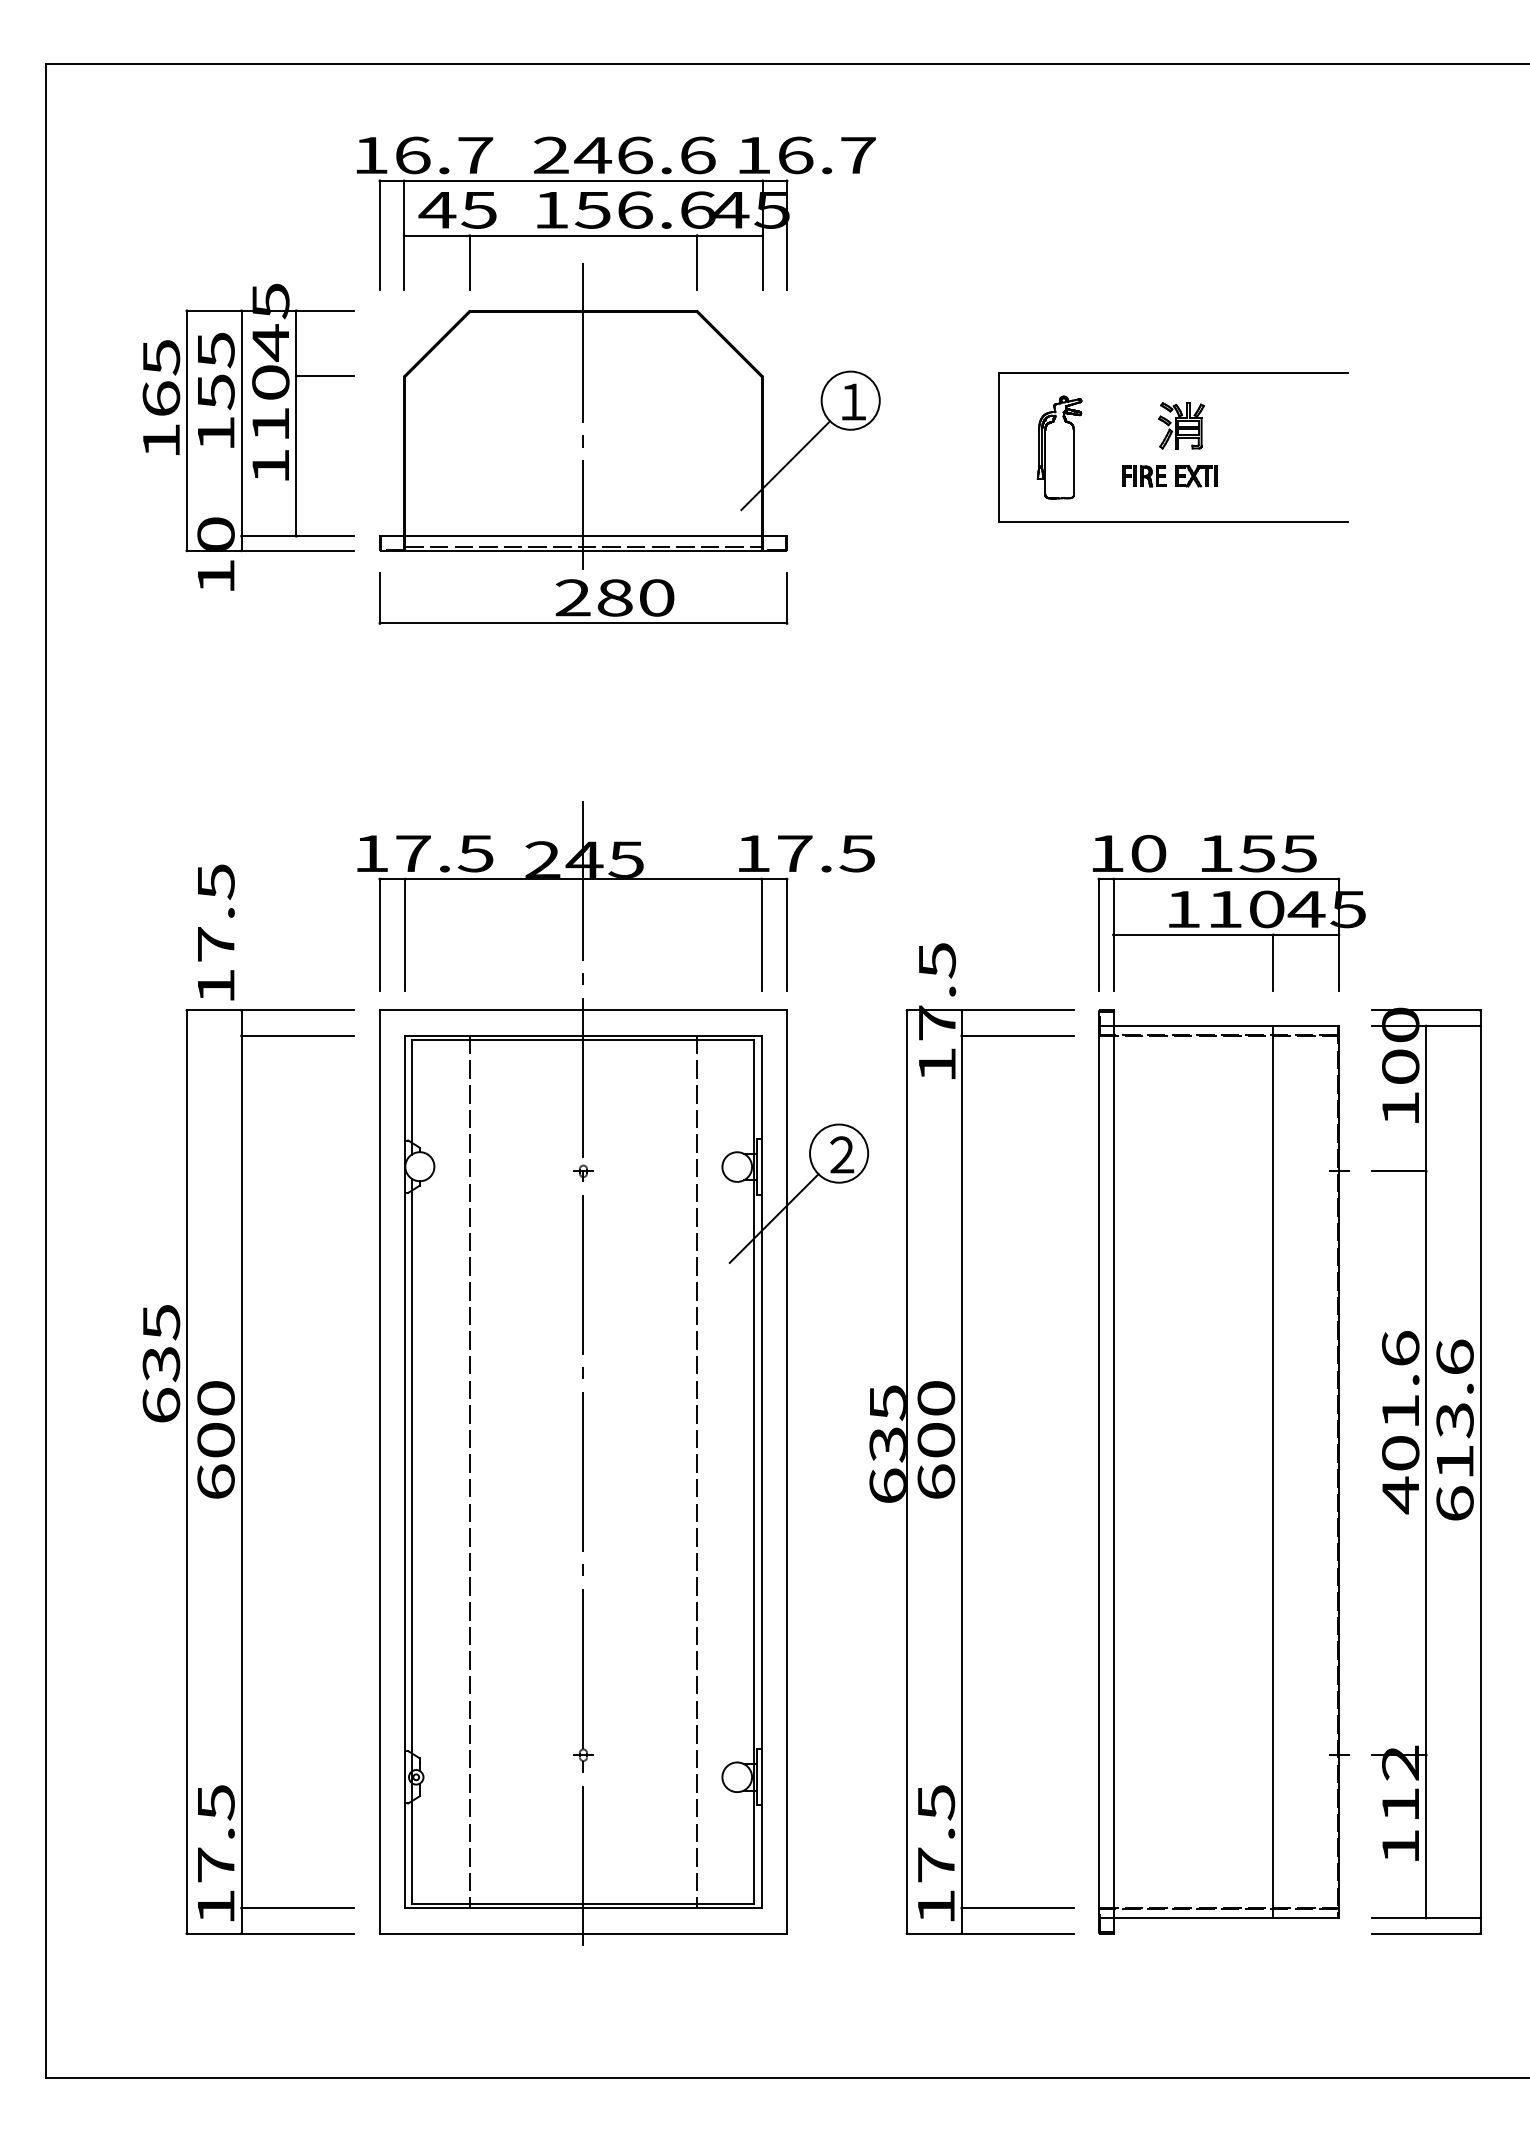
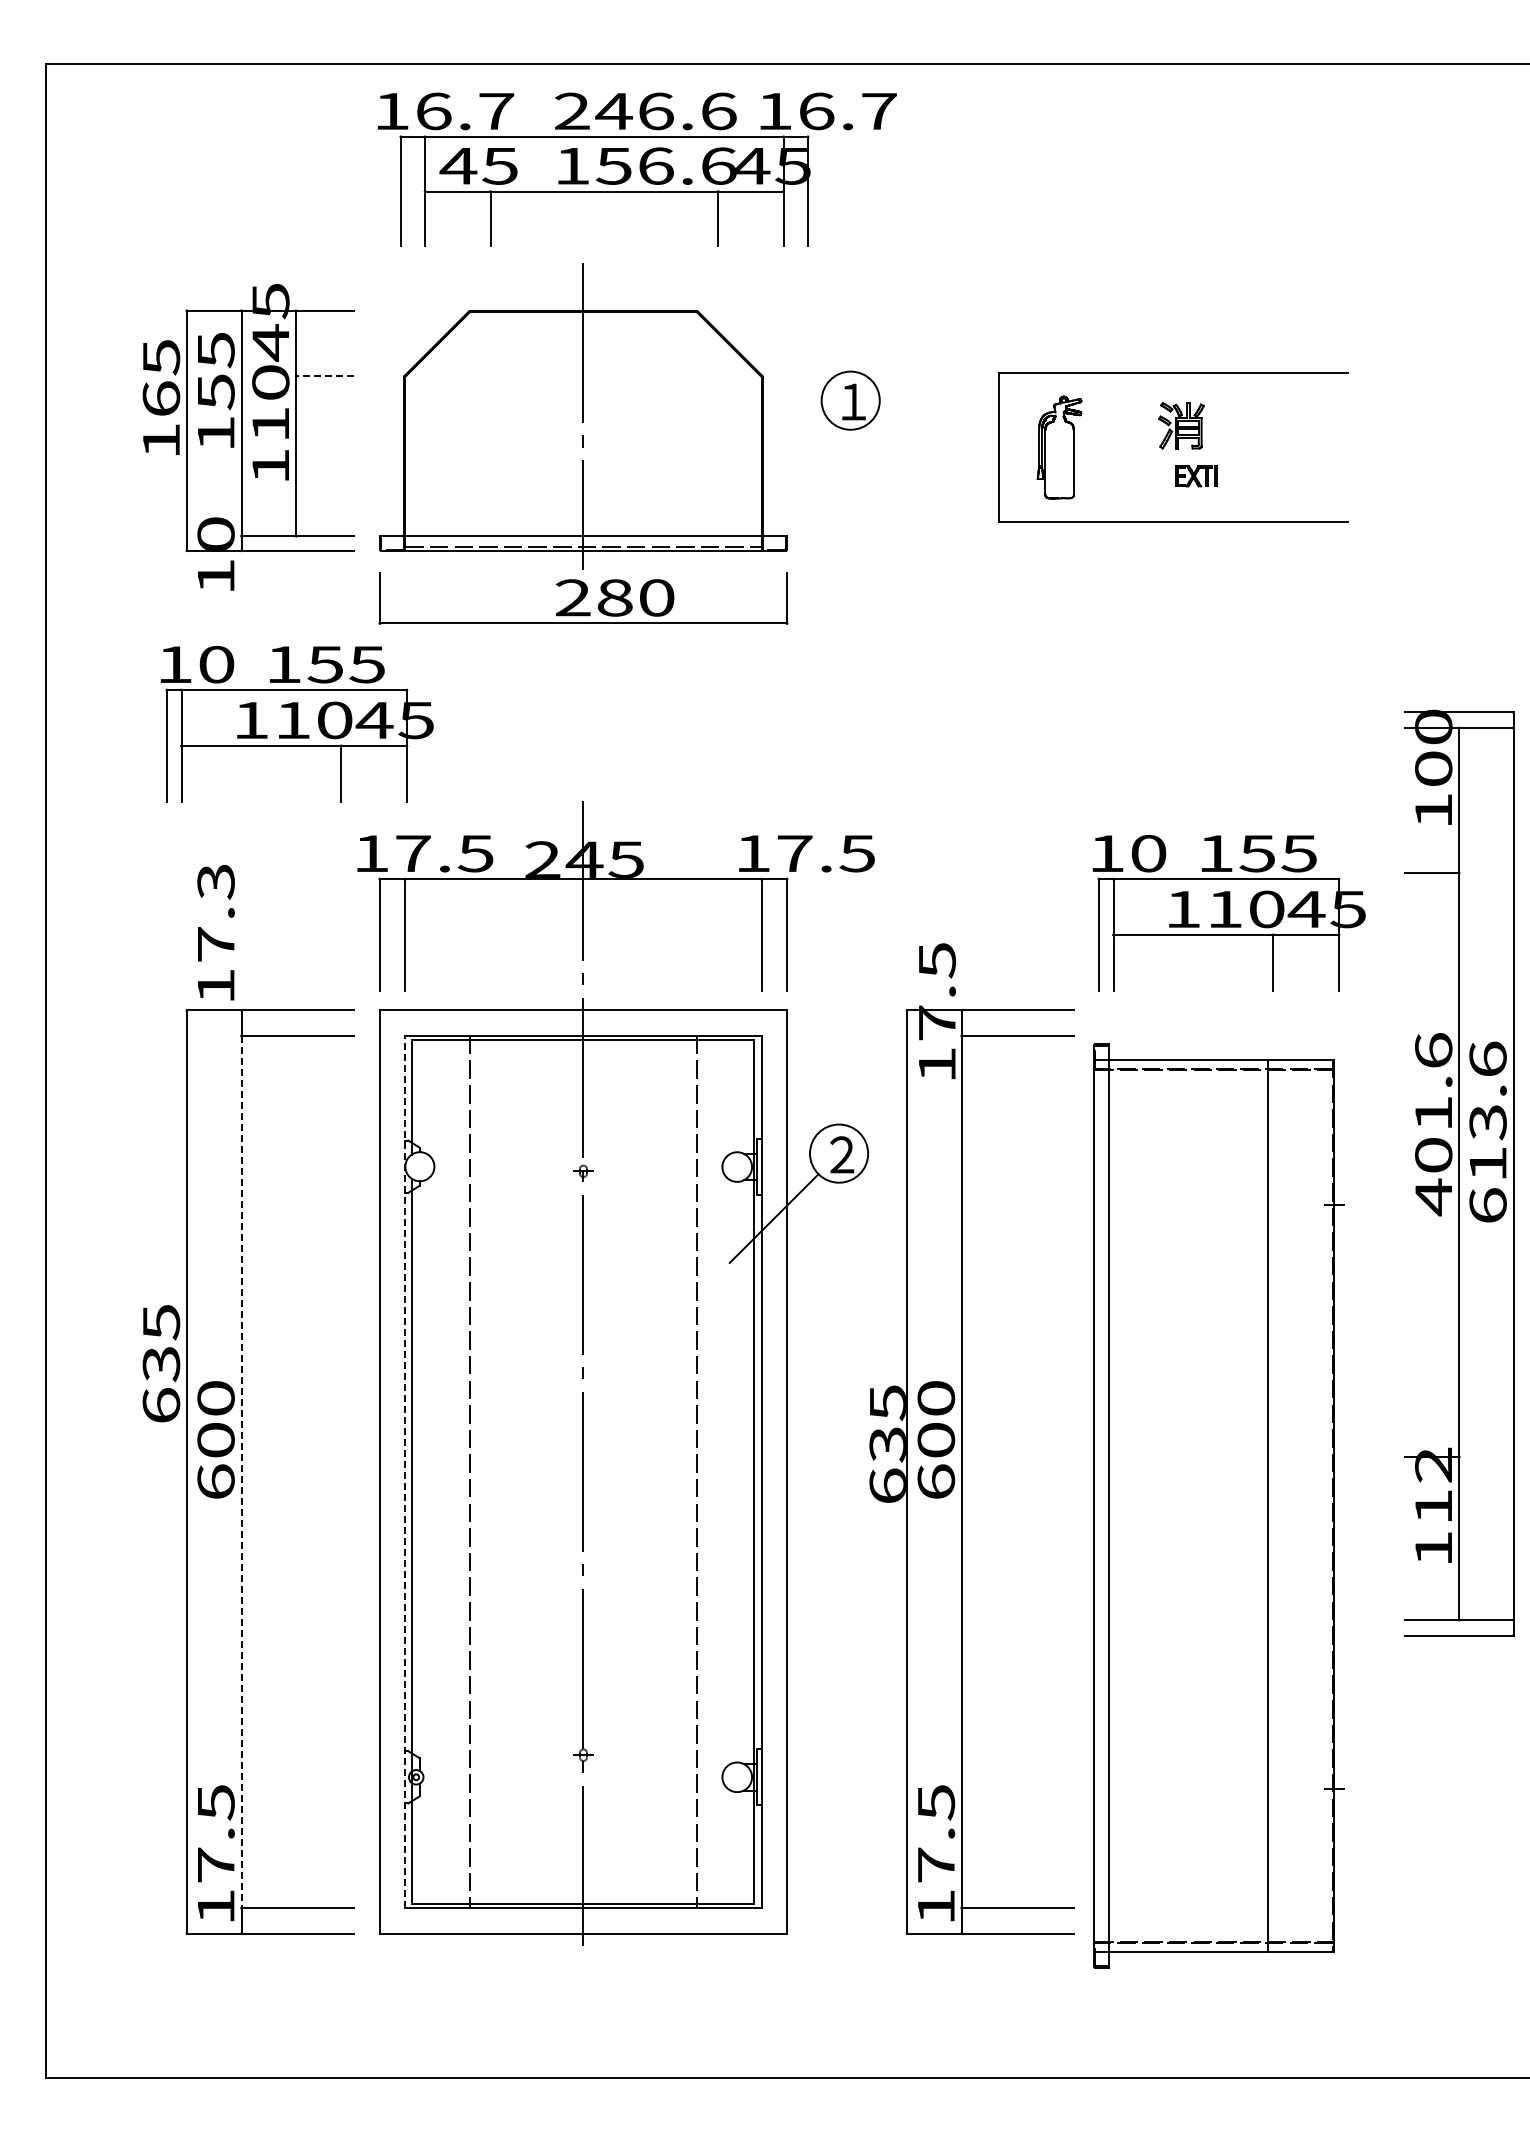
part position: (616, 213) -> (637, 169) (637, 169)
line: solid -> dashed (324, 376)
line: present -> none (785, 465)
part: present -> none (1144, 476)
part: none -> present (297, 724)
text: 17.5 -> 17.3 (215, 881)
part position: (1426, 1470) -> (1459, 1172) (1459, 1172)
line: solid -> dashed (405, 1471)
part position: (1223, 1471) -> (1218, 1505) (1218, 1505)
line: solid -> dashed (241, 1472)
